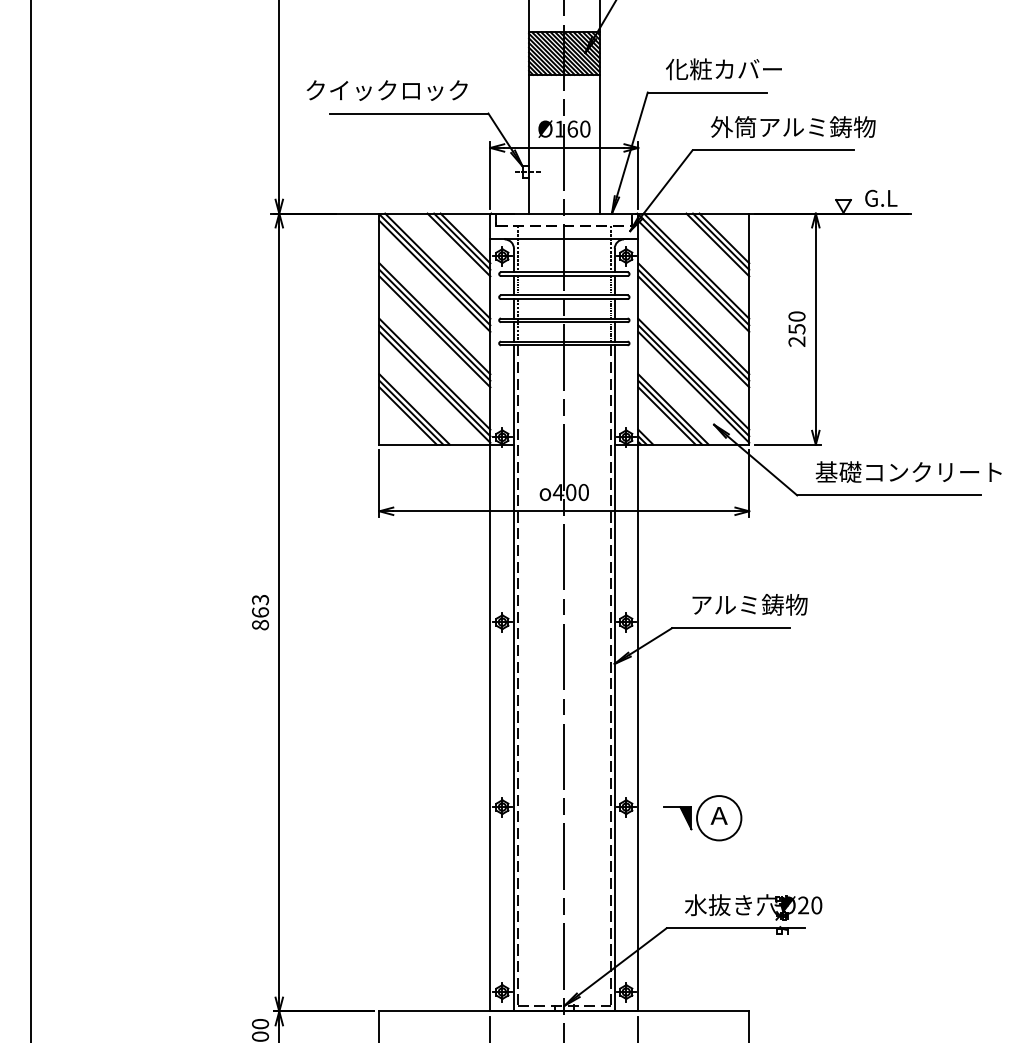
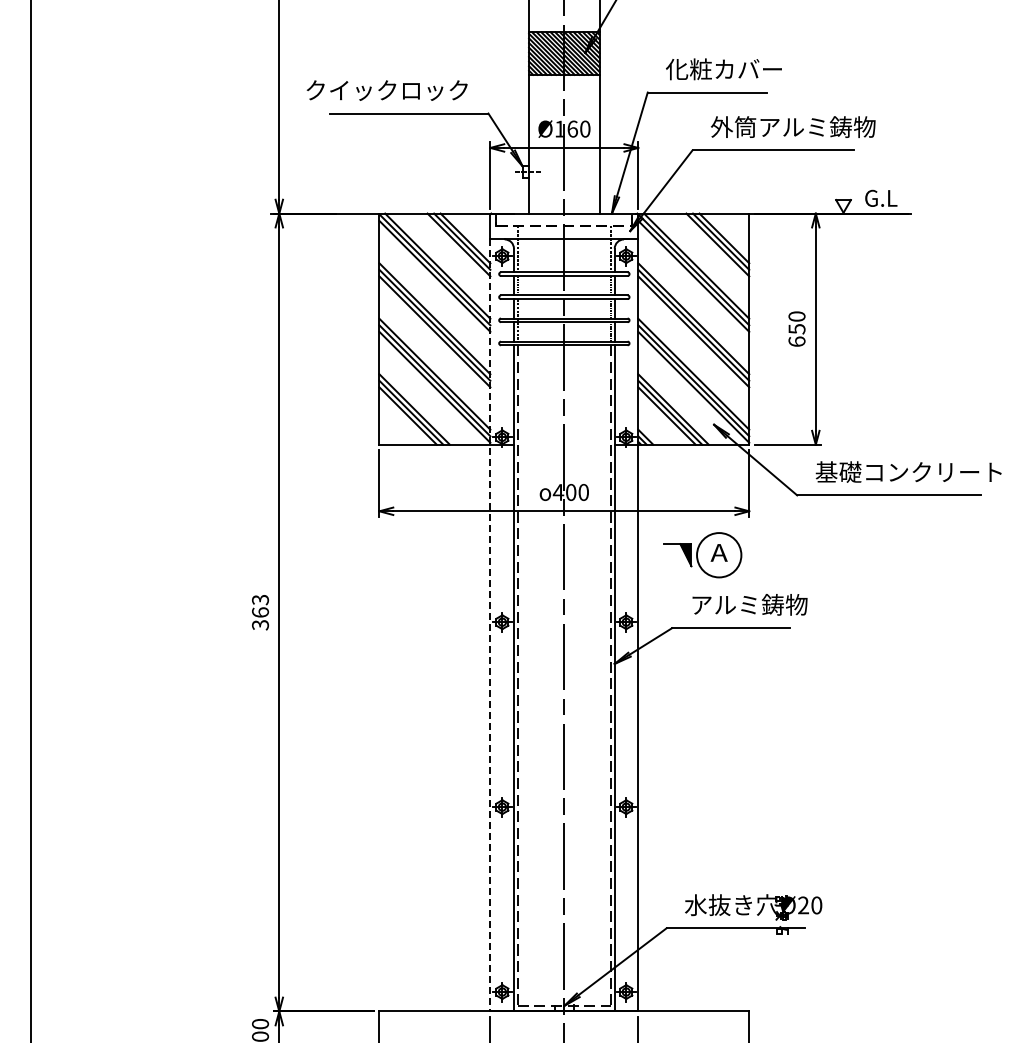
text: 250 -> 650 (796, 341)
text: 863 -> 363 (260, 625)
line: solid -> dashed (490, 625)
part position: (702, 818) -> (702, 555) (702, 555)
